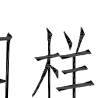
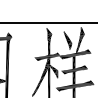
line: none -> present (48, 23)
